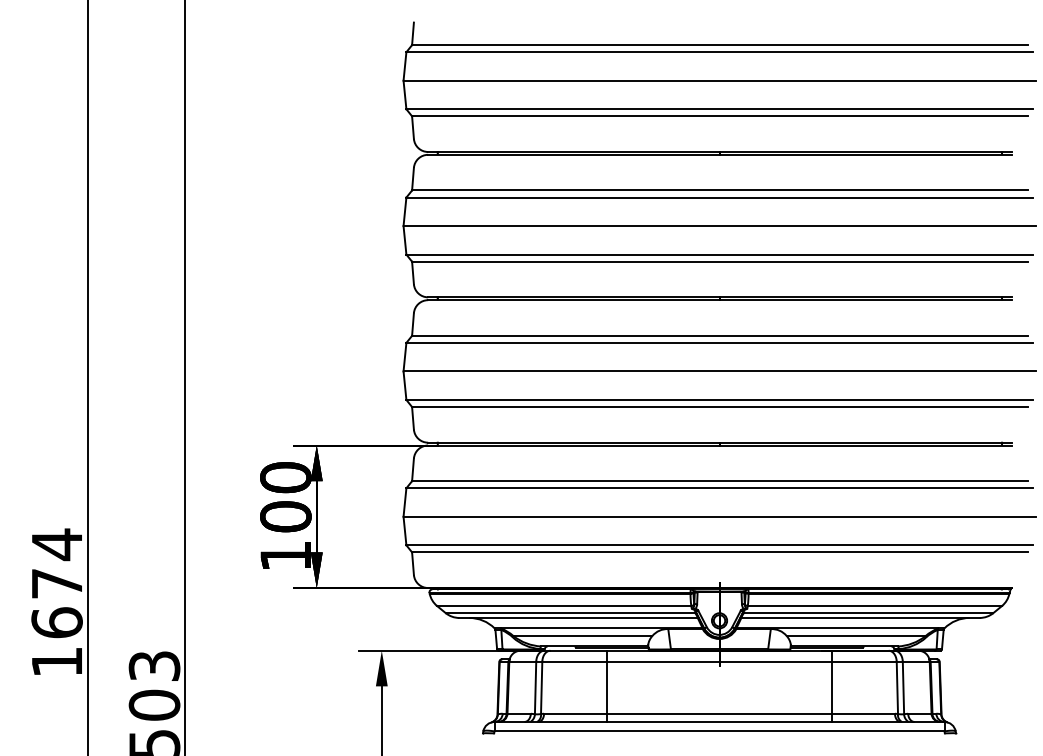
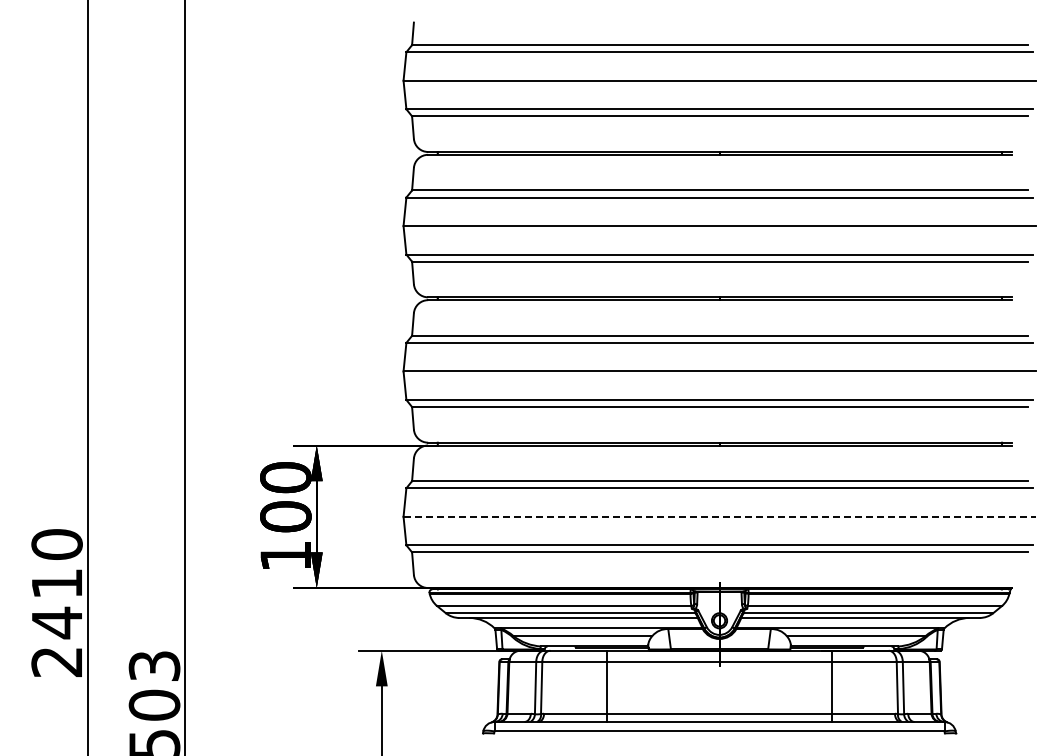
line: solid -> dashed (720, 516)
text: 1674 -> 2410 (56, 602)
